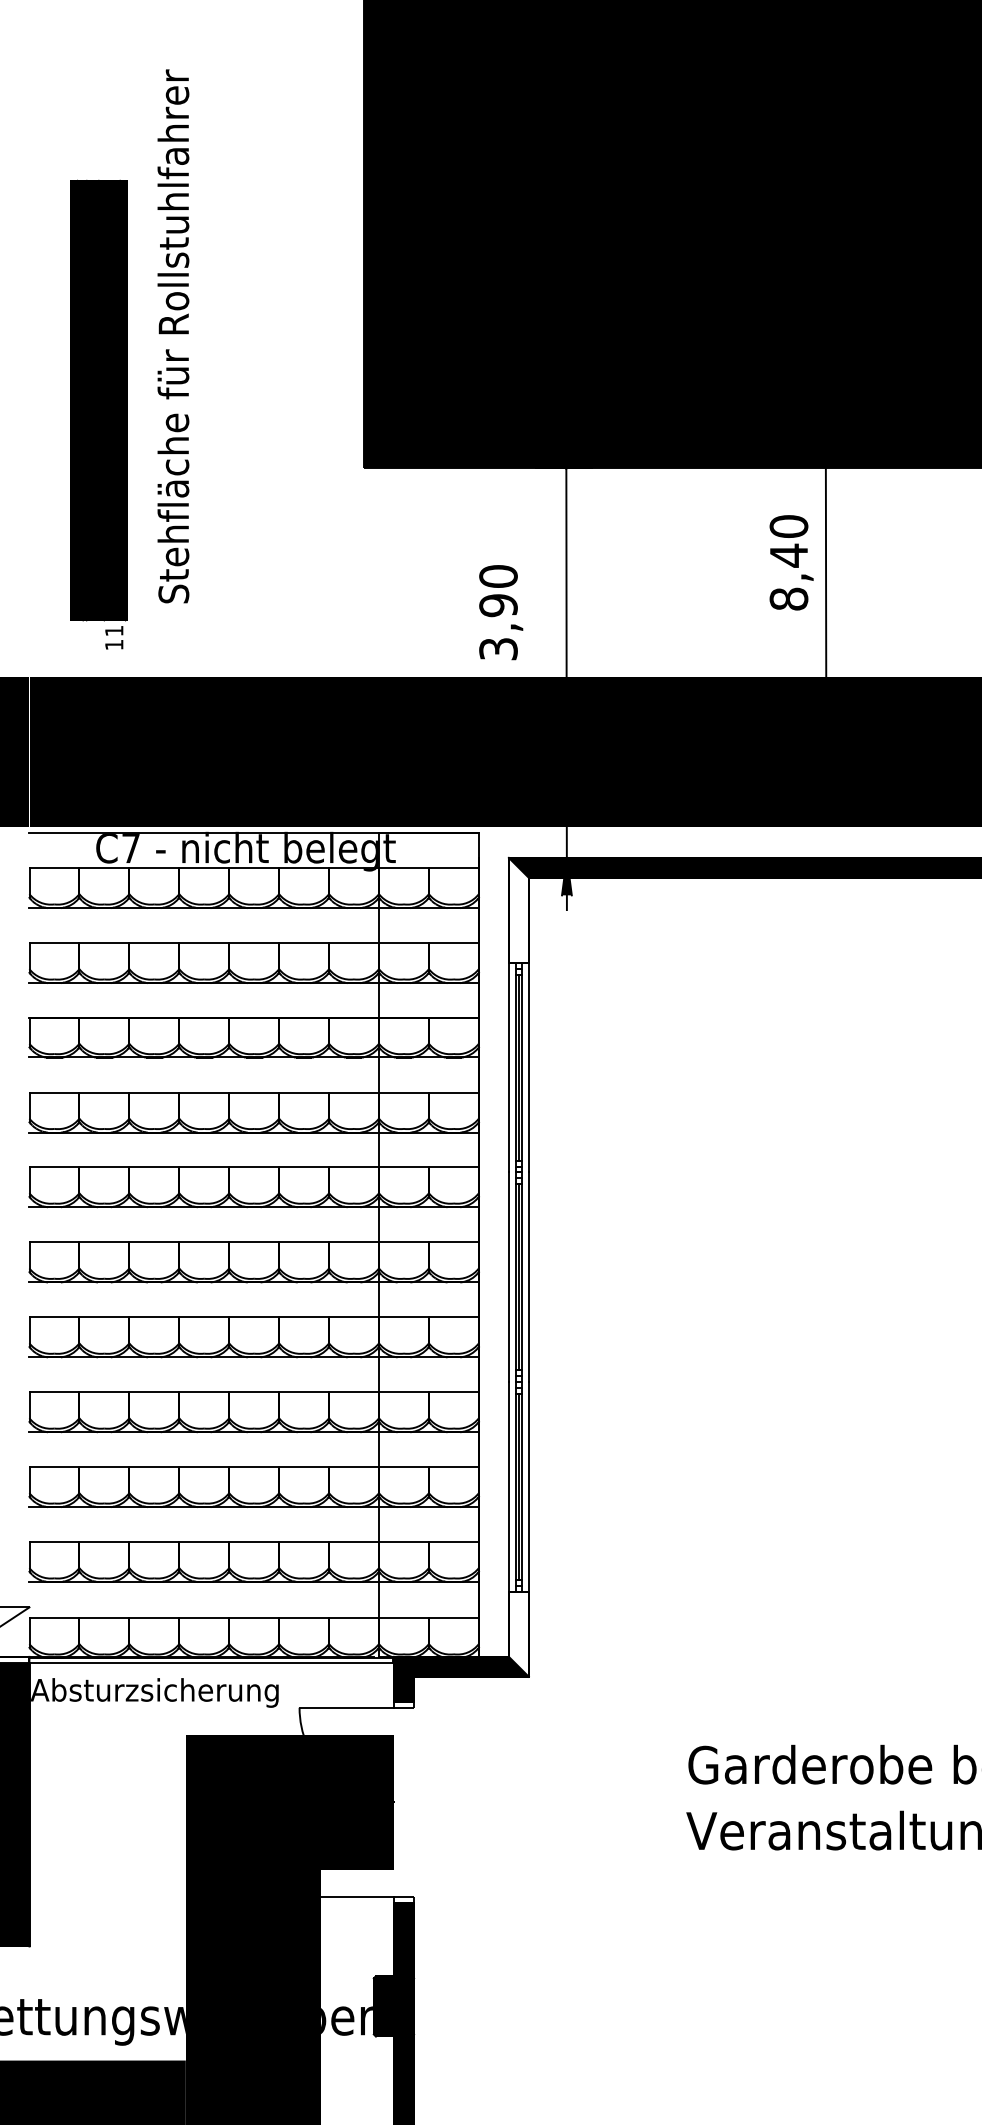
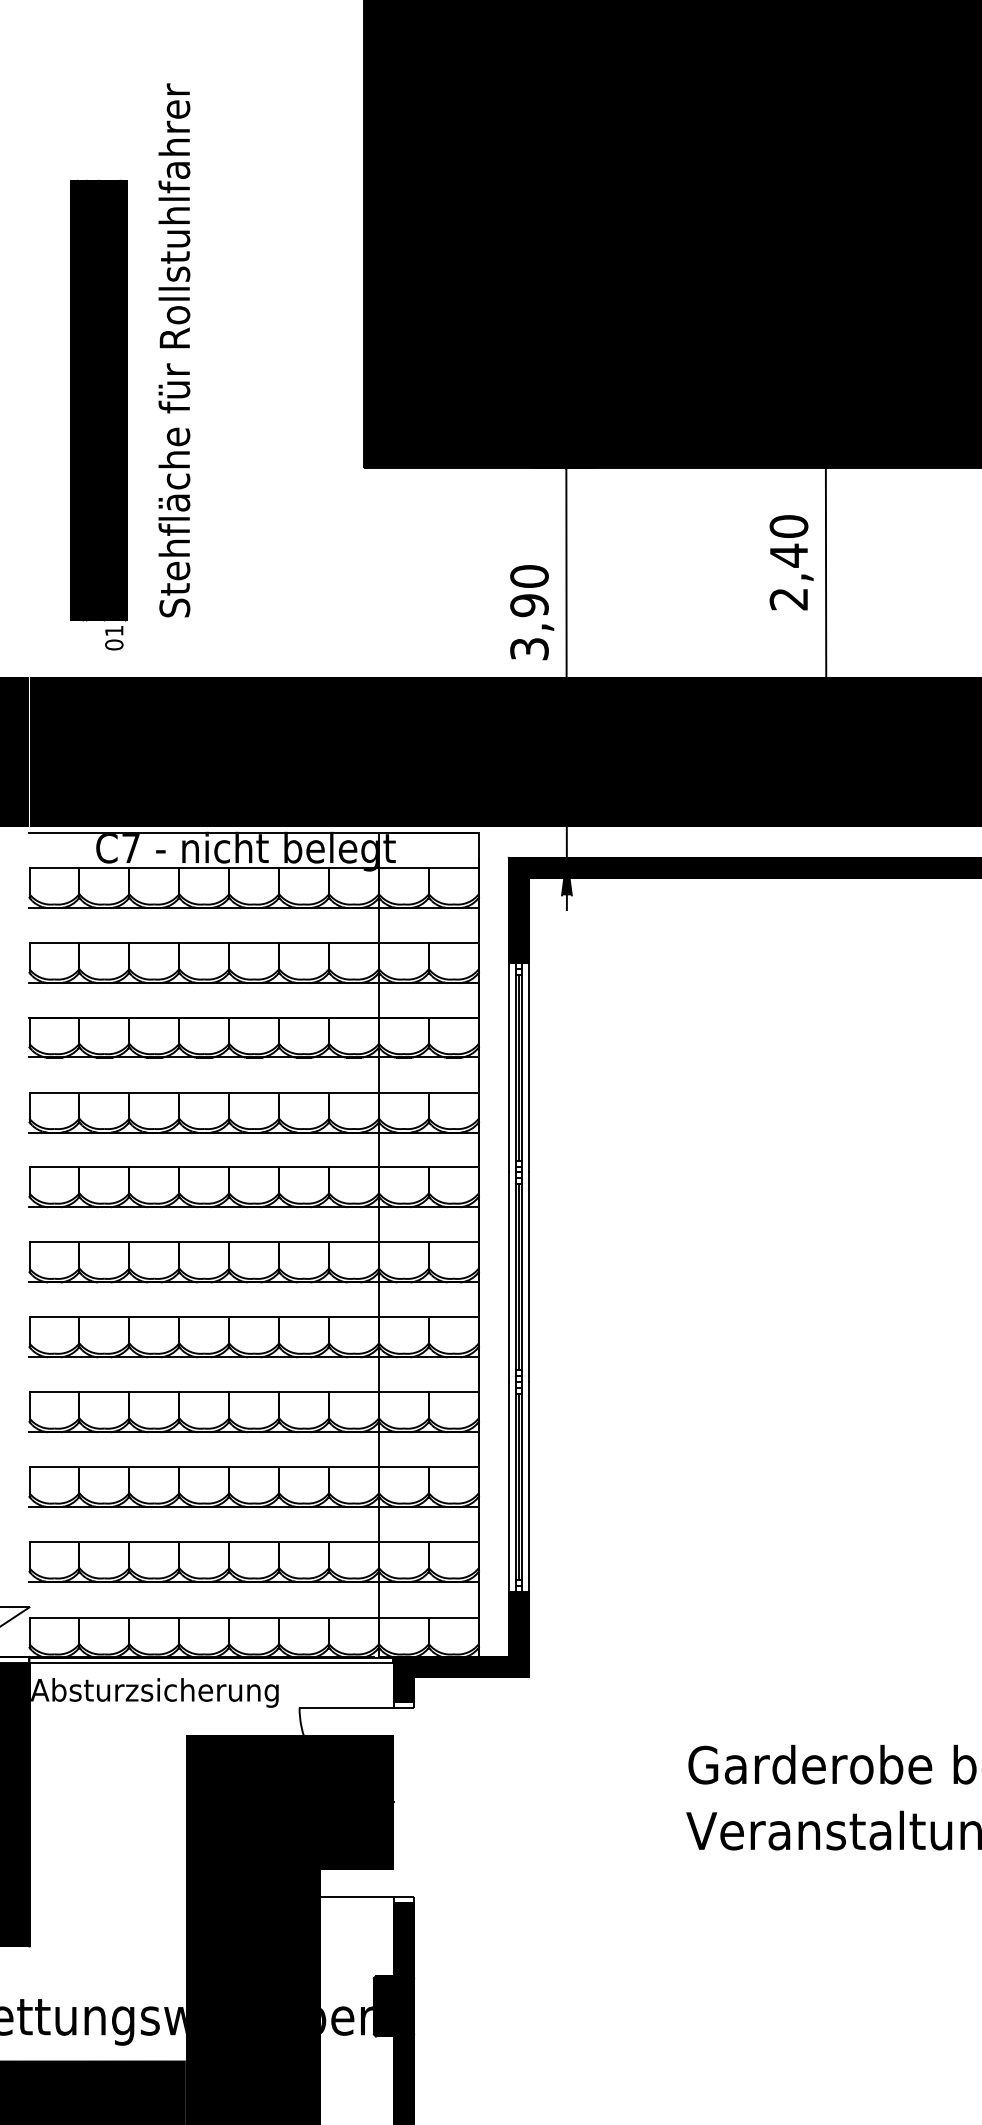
text position: (173, 336) -> (174, 350) (174, 350)
text: 8,40 -> 2,40 (788, 598)
text position: (501, 612) -> (532, 612) (532, 612)
text: 11 -> 01 (114, 644)
fill: none -> present (518, 909)
fill: none -> present (518, 1633)
